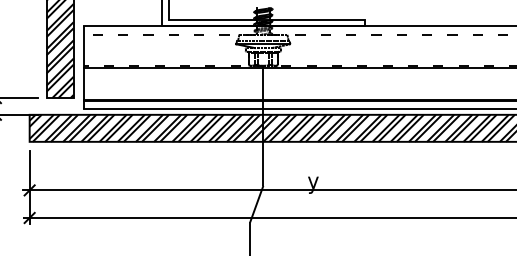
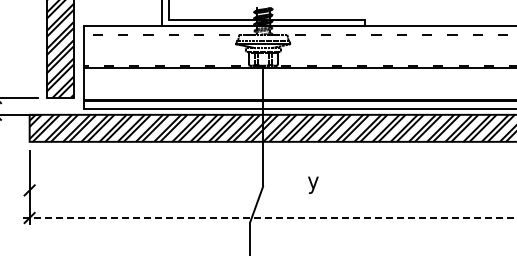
line: present -> none (267, 190)
line: solid -> dashed (269, 217)
